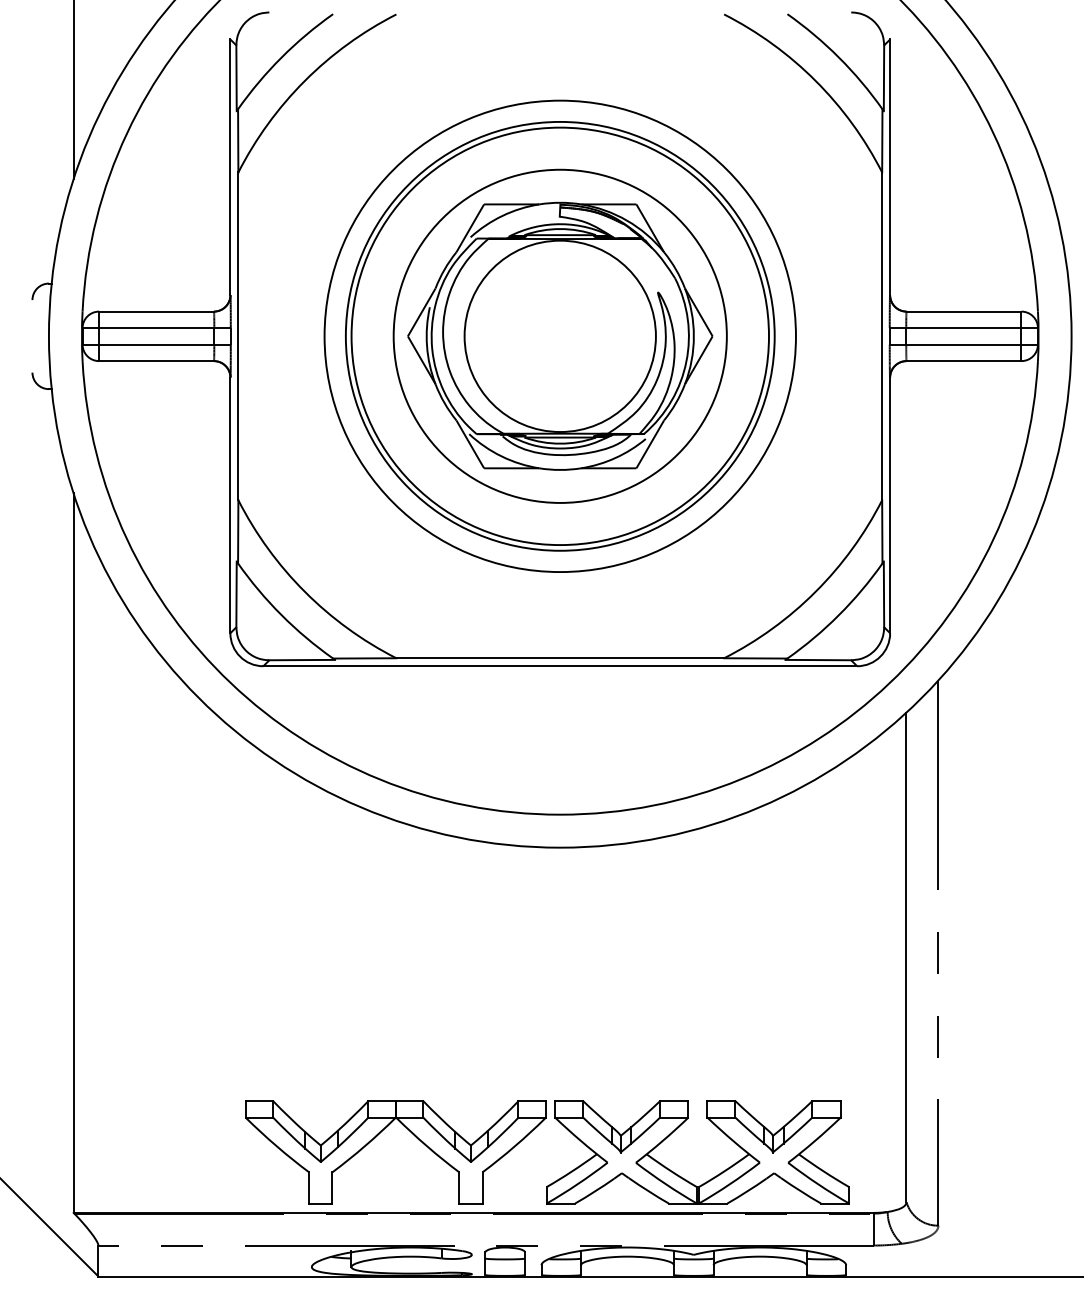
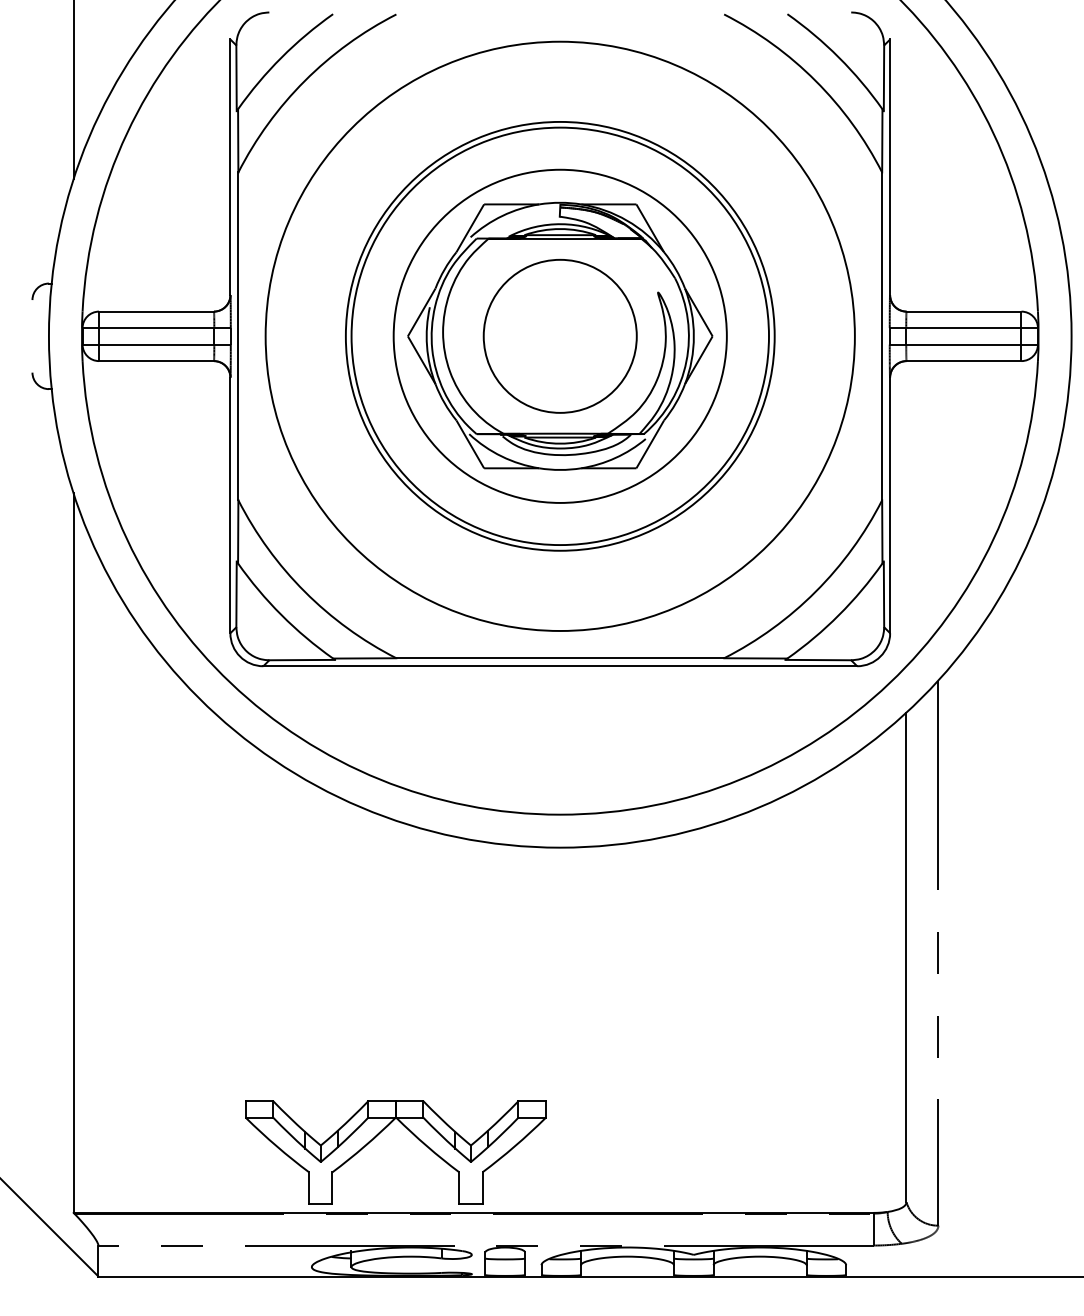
circle diameter: 191 px -> 153 px (559, 335)
circle diameter: 471 px -> 589 px (559, 335)
part: present -> none (683, 1177)
